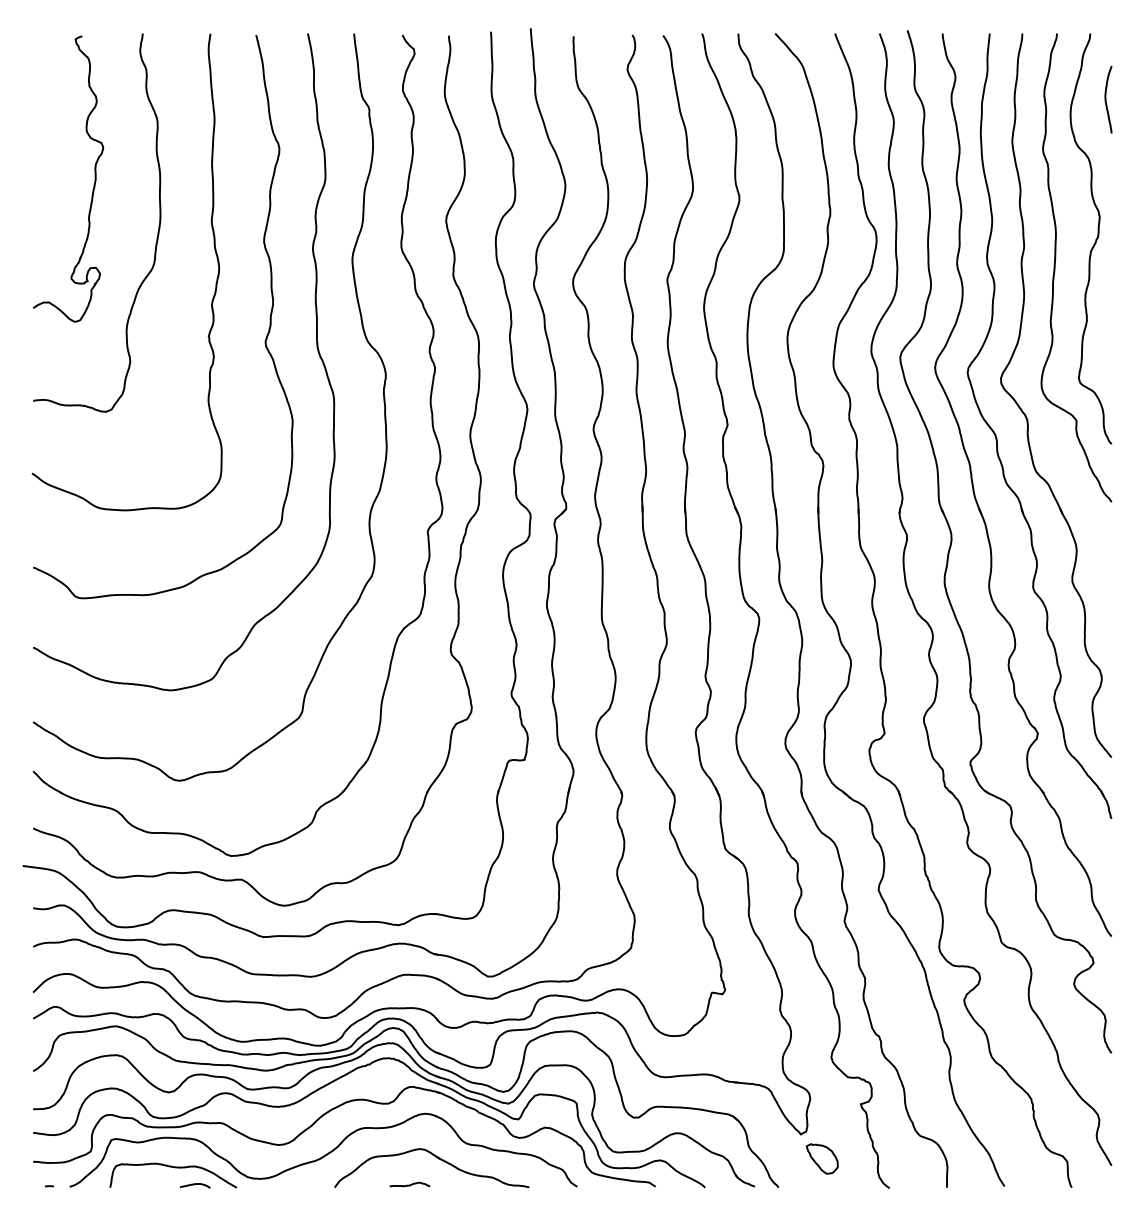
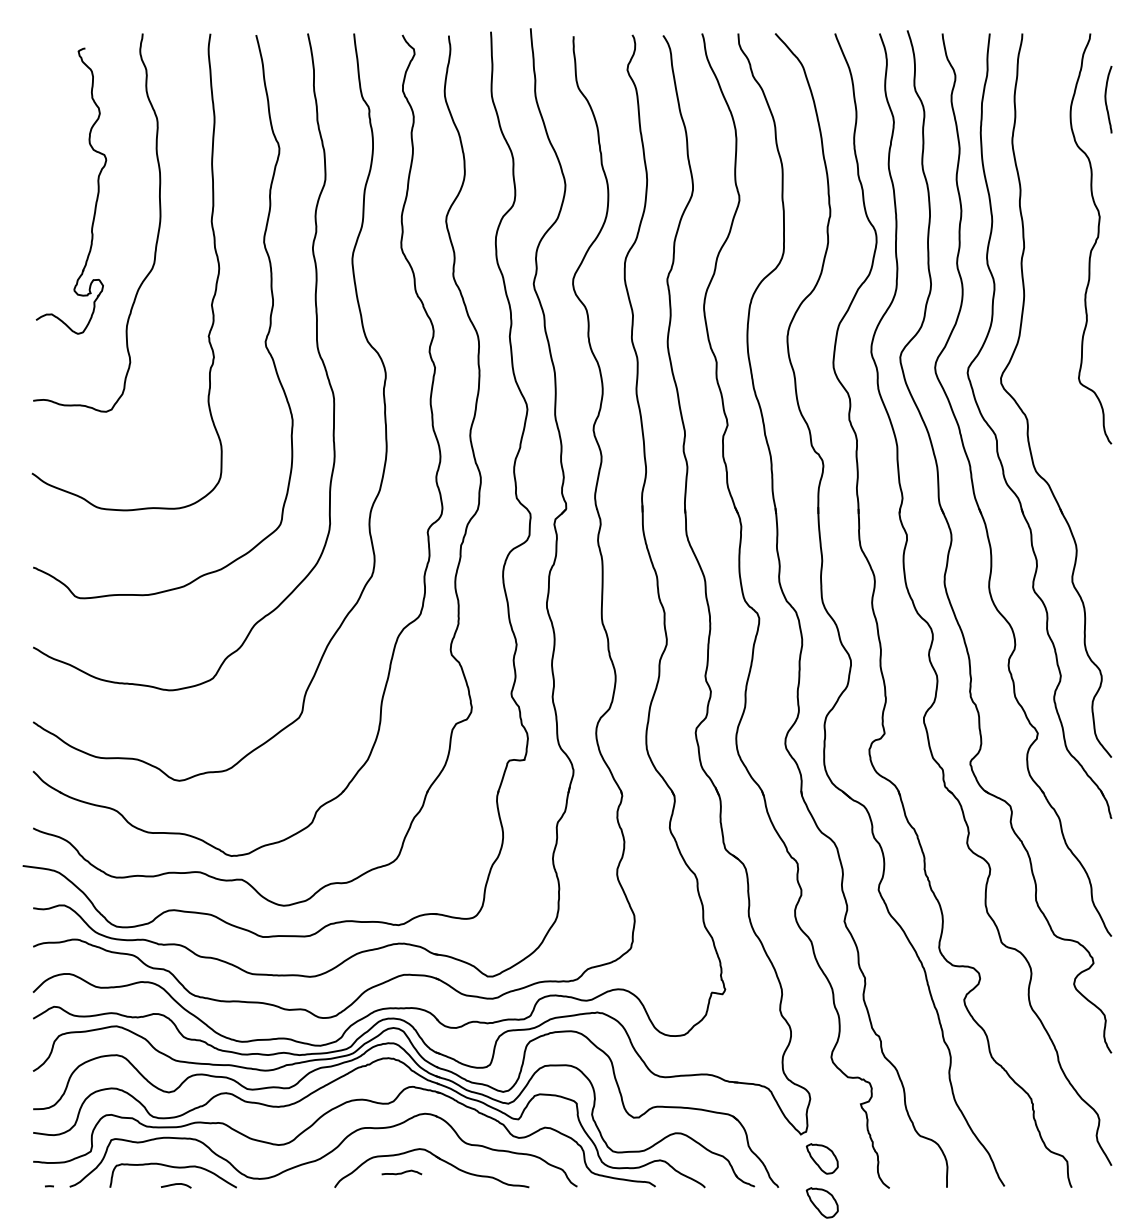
curve position: (93, 184) -> (96, 196) (96, 196)
curve: present -> none (1055, 267)
curve position: (195, 1184) -> (176, 1184) (176, 1184)
curve position: (409, 1184) -> (401, 1172) (401, 1172)
part: none -> present (821, 1202)
